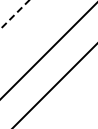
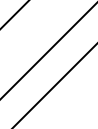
line: dashed -> solid (14, 15)
